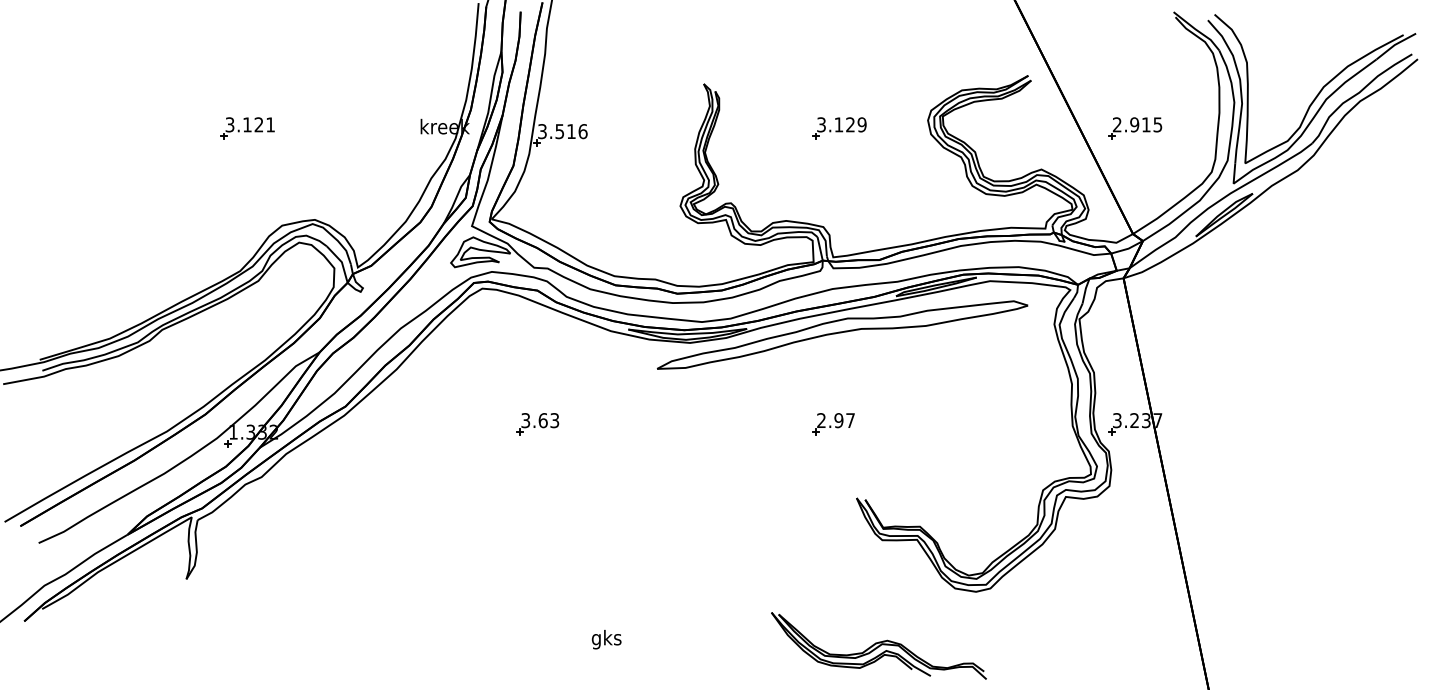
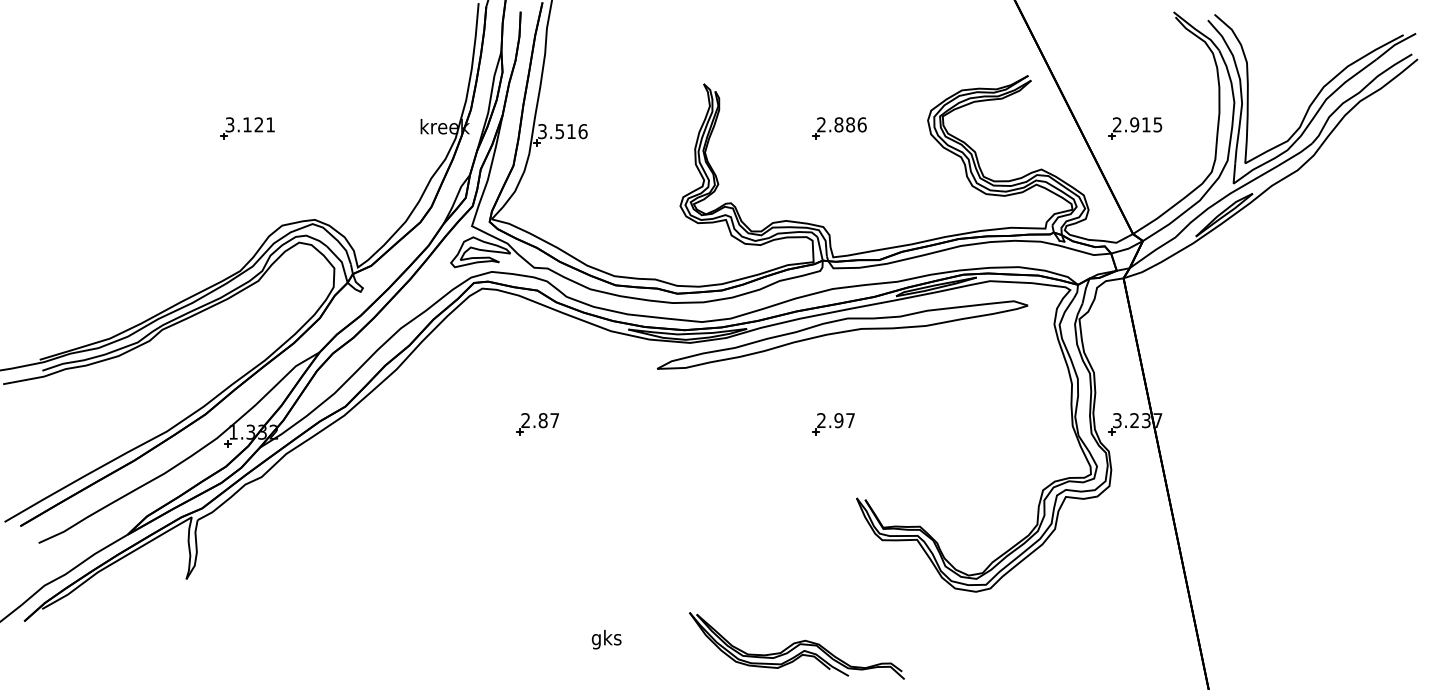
text: 3.129 -> 2.886 (841, 124)
text: 3.63 -> 2.87 (540, 420)
part position: (878, 645) -> (796, 645) (796, 645)
